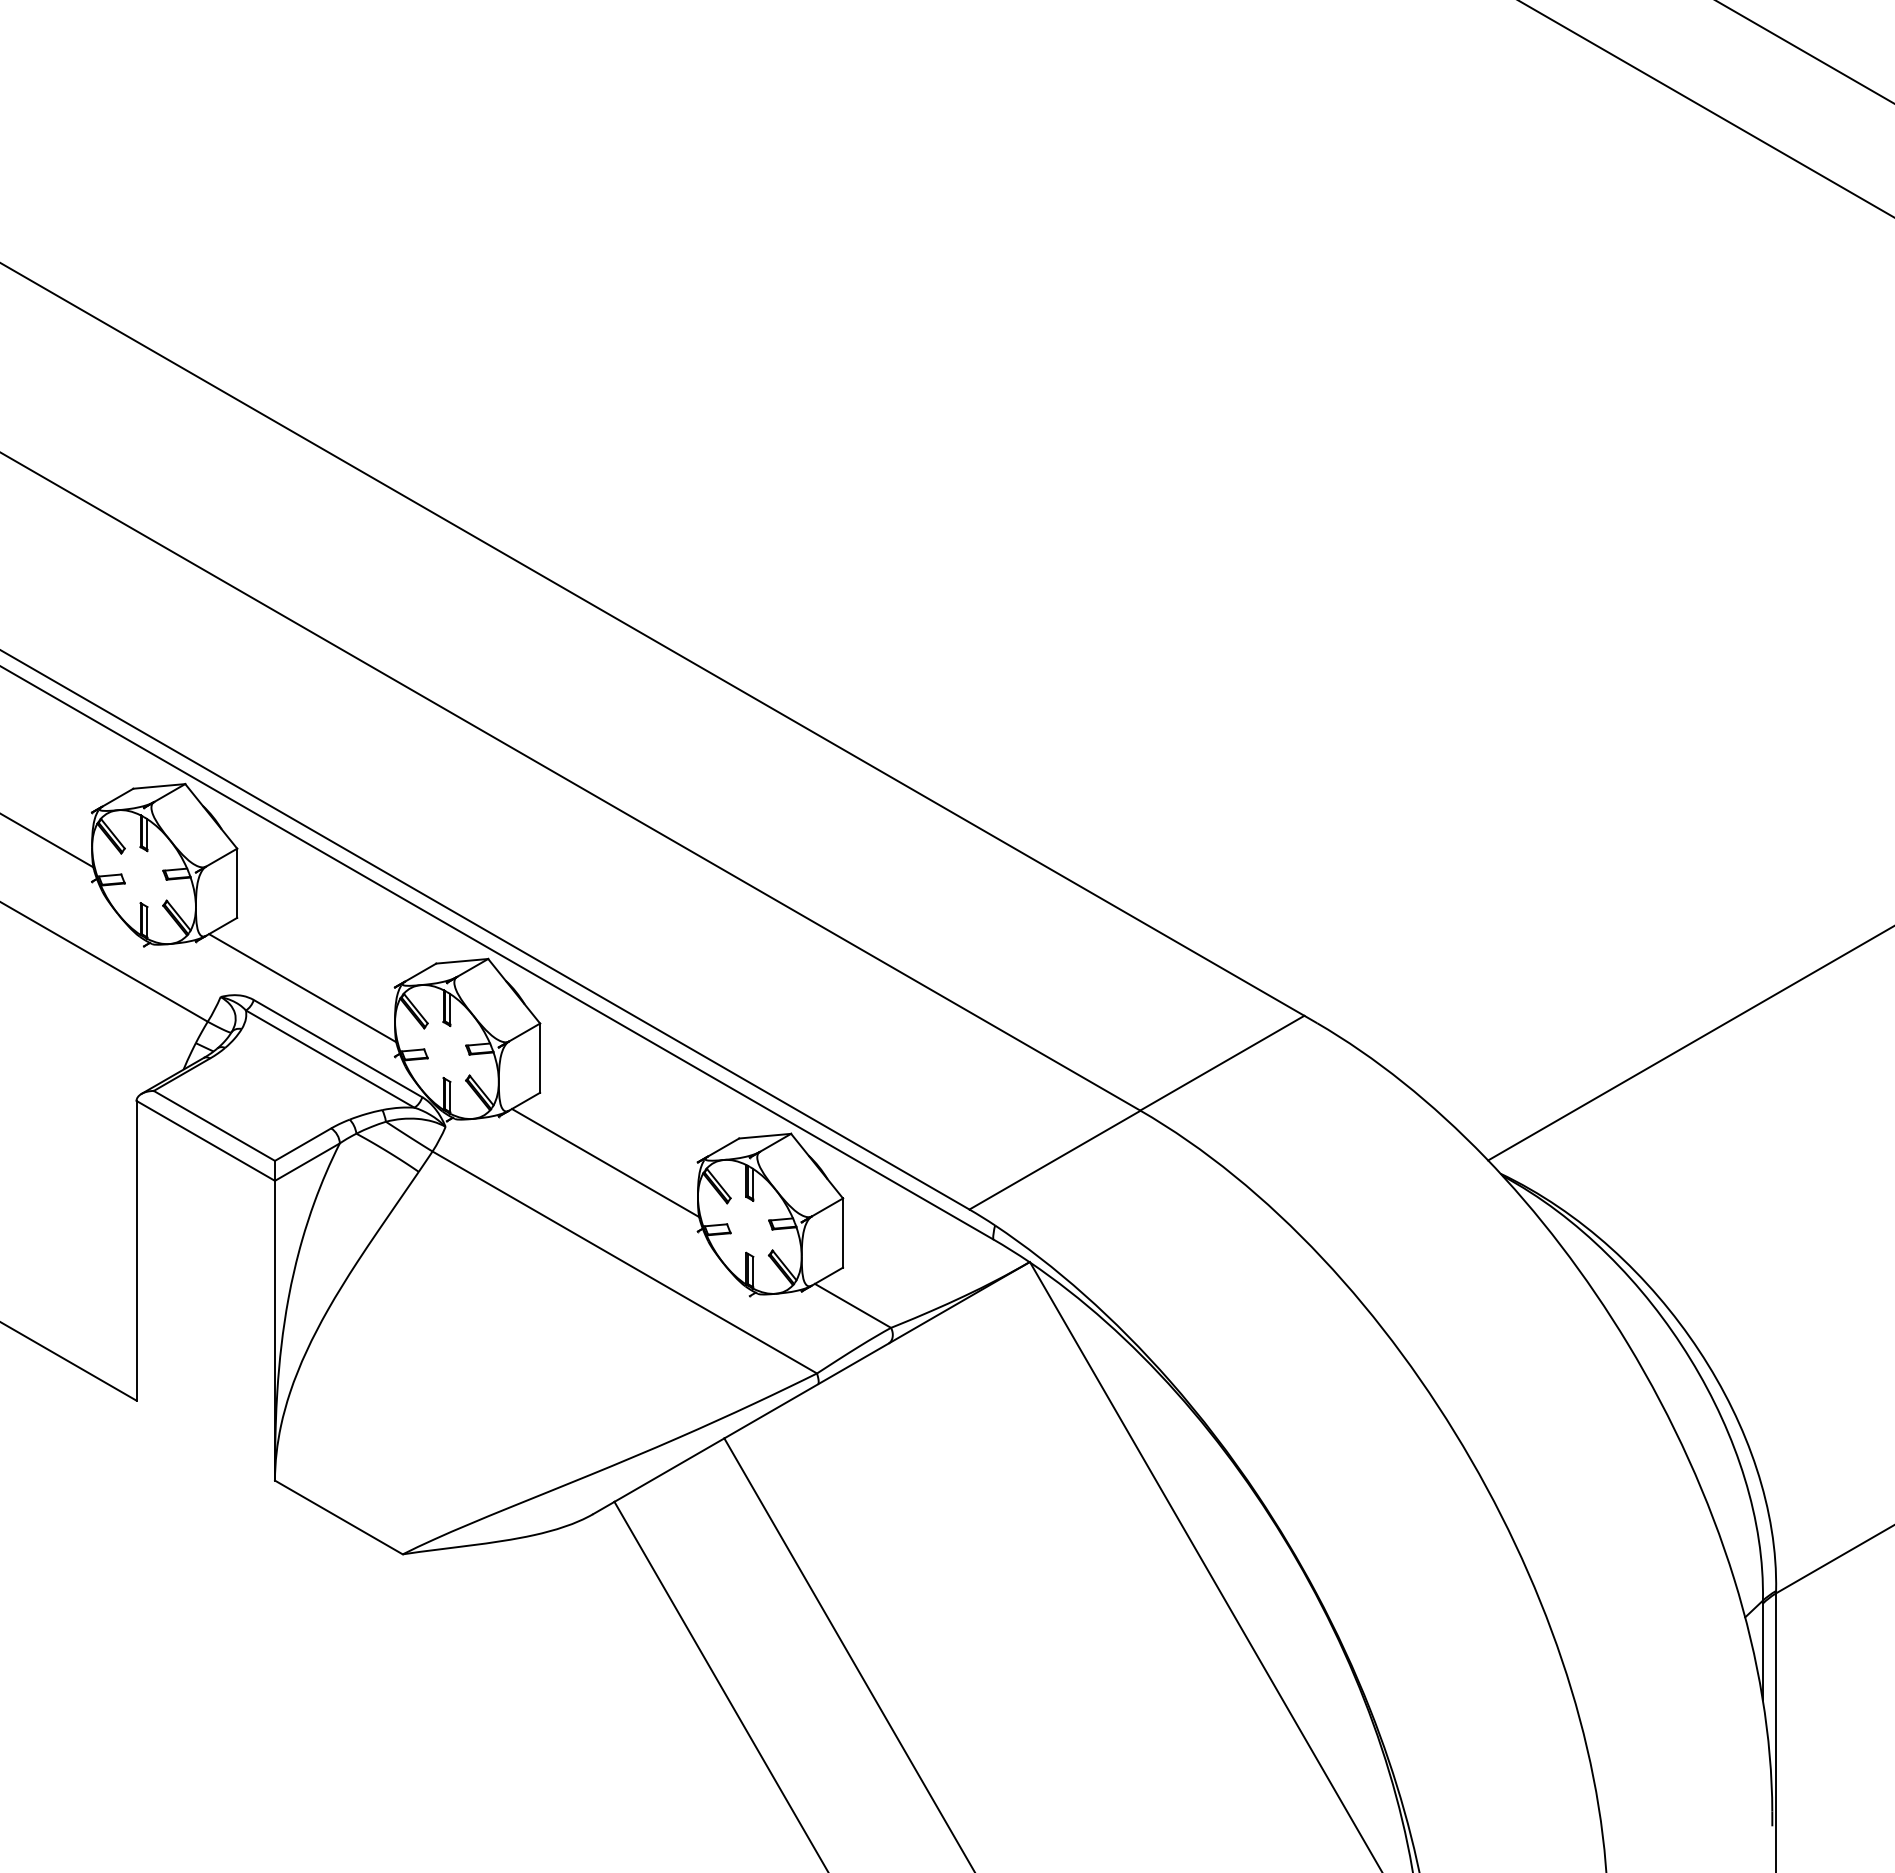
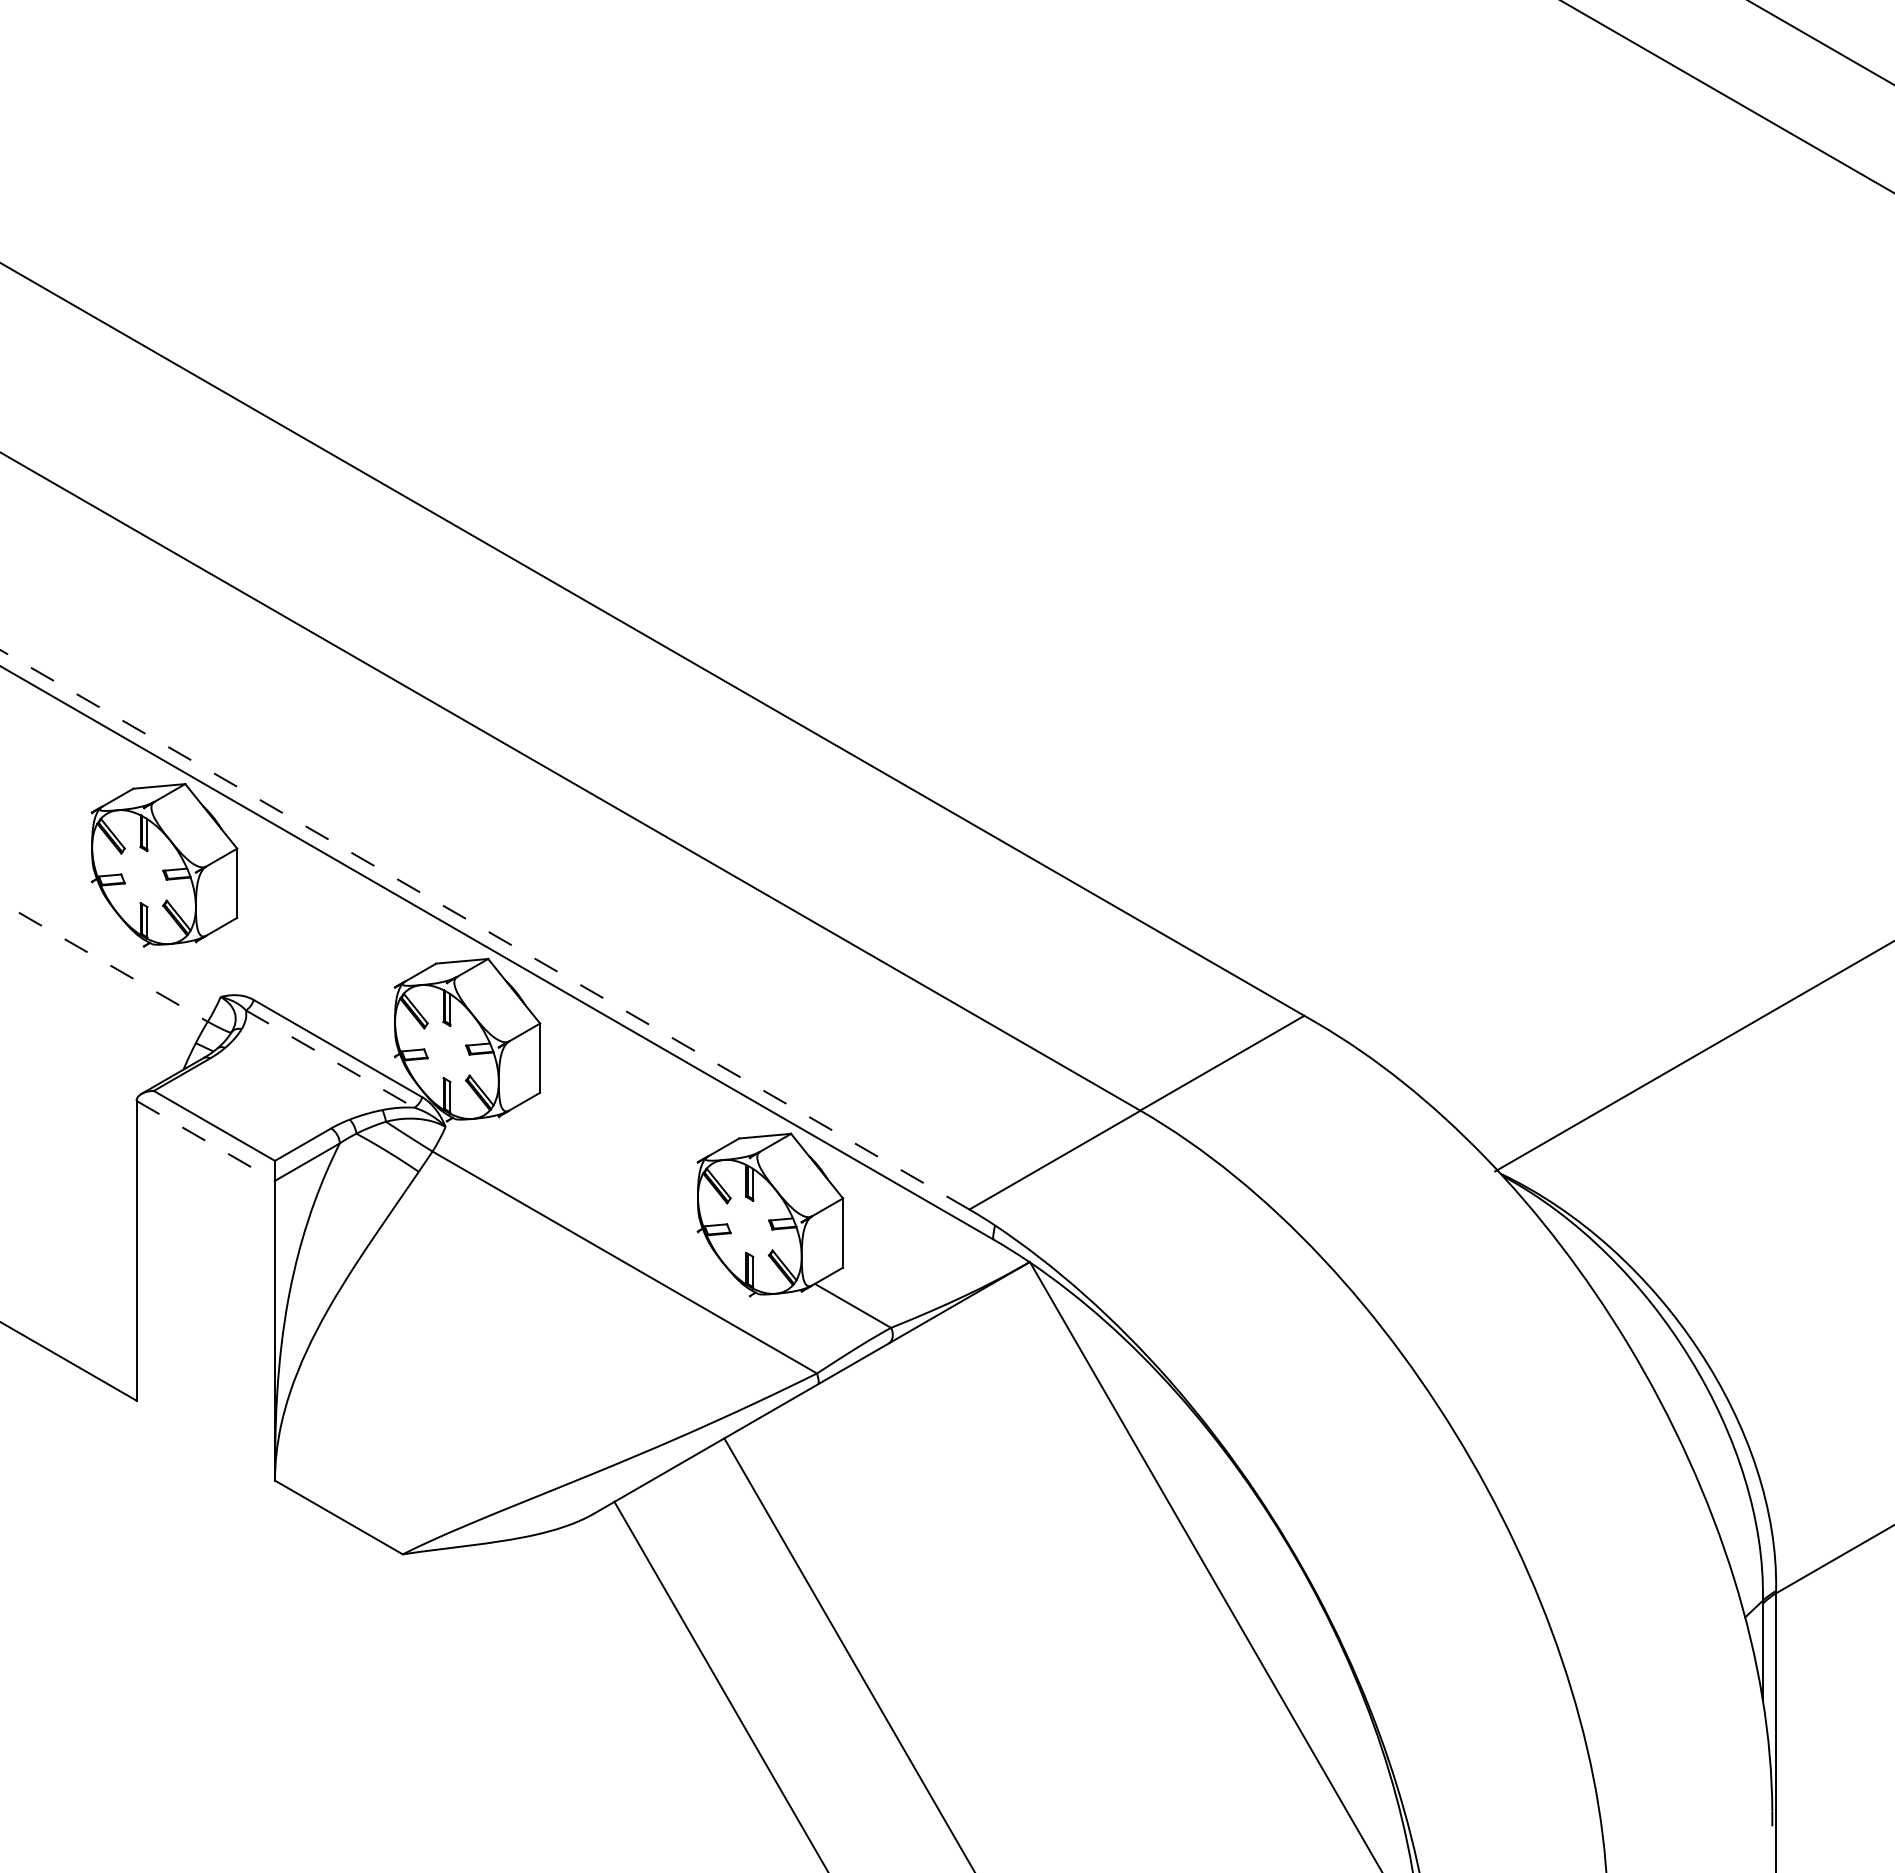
line position: (1804, 52) -> (1820, 42) (1820, 42)
line position: (1706, 108) -> (1727, 96) (1727, 96)
line: present -> none (47, 840)
line: solid -> dashed (484, 929)
line: solid -> dashed (103, 961)
line: present -> none (302, 988)
line position: (1689, 1043) -> (1693, 1056) (1693, 1056)
line: solid -> dashed (330, 1059)
line: solid -> dashed (205, 1140)
line: present -> none (605, 1163)
